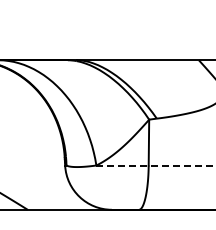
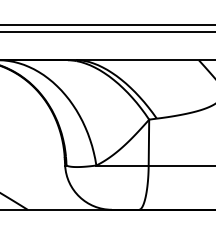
line: none -> present (107, 25)
line: none -> present (107, 32)
line: dashed -> solid (156, 165)
